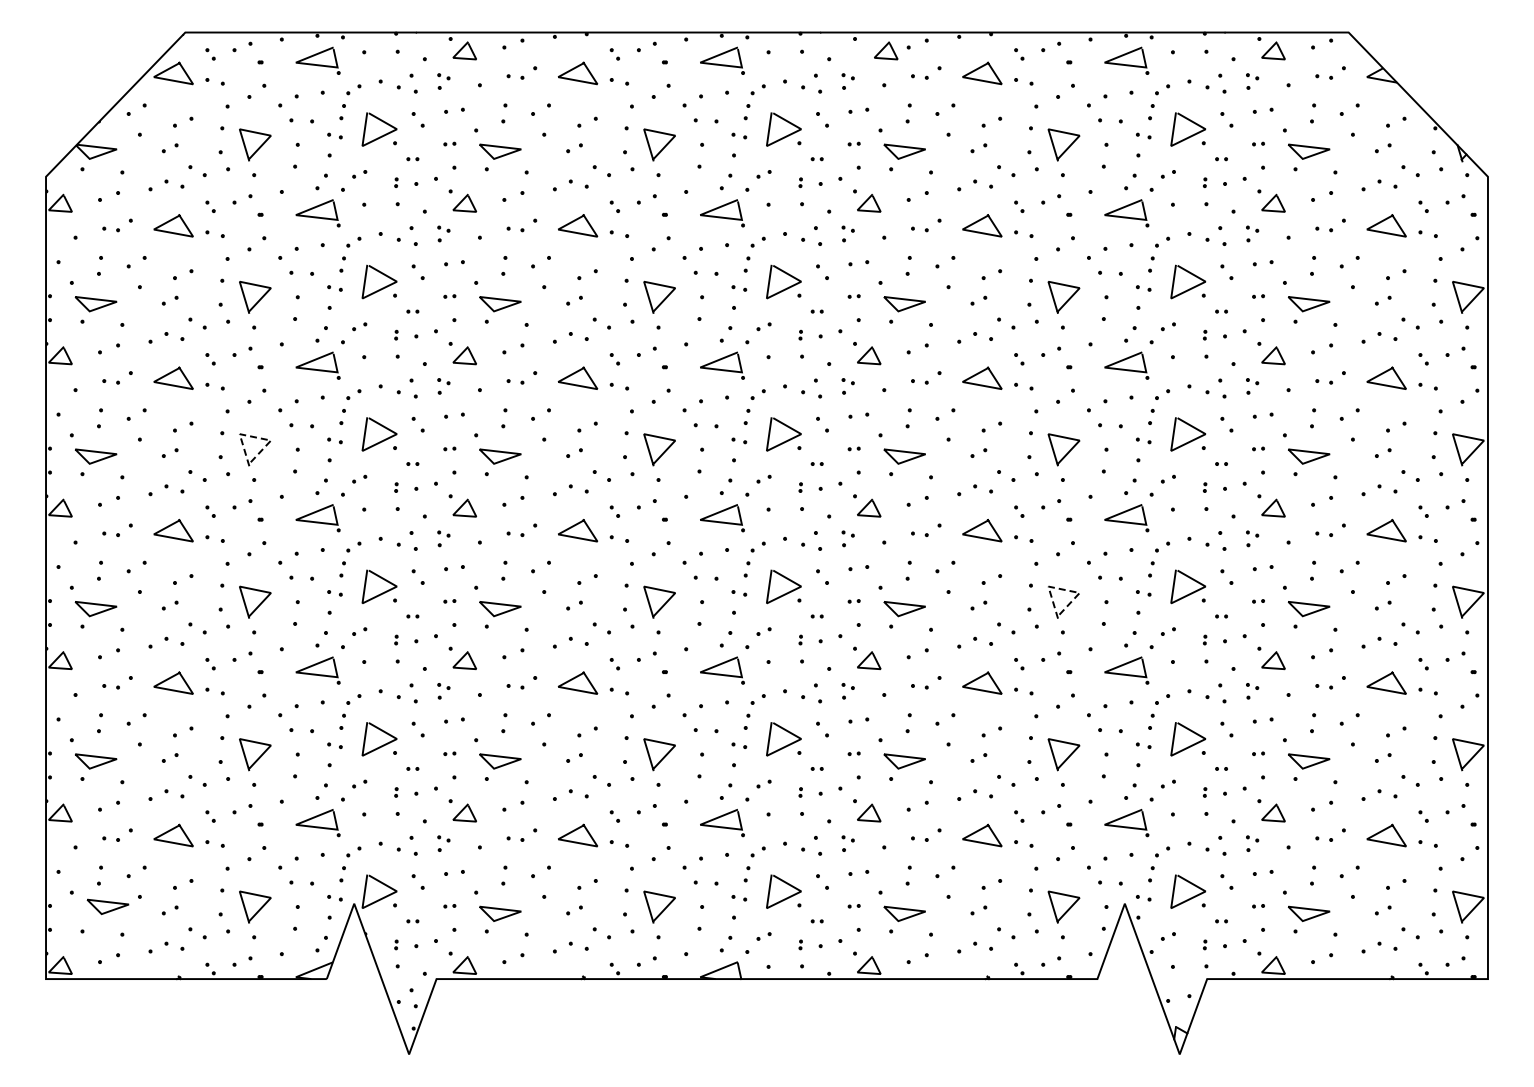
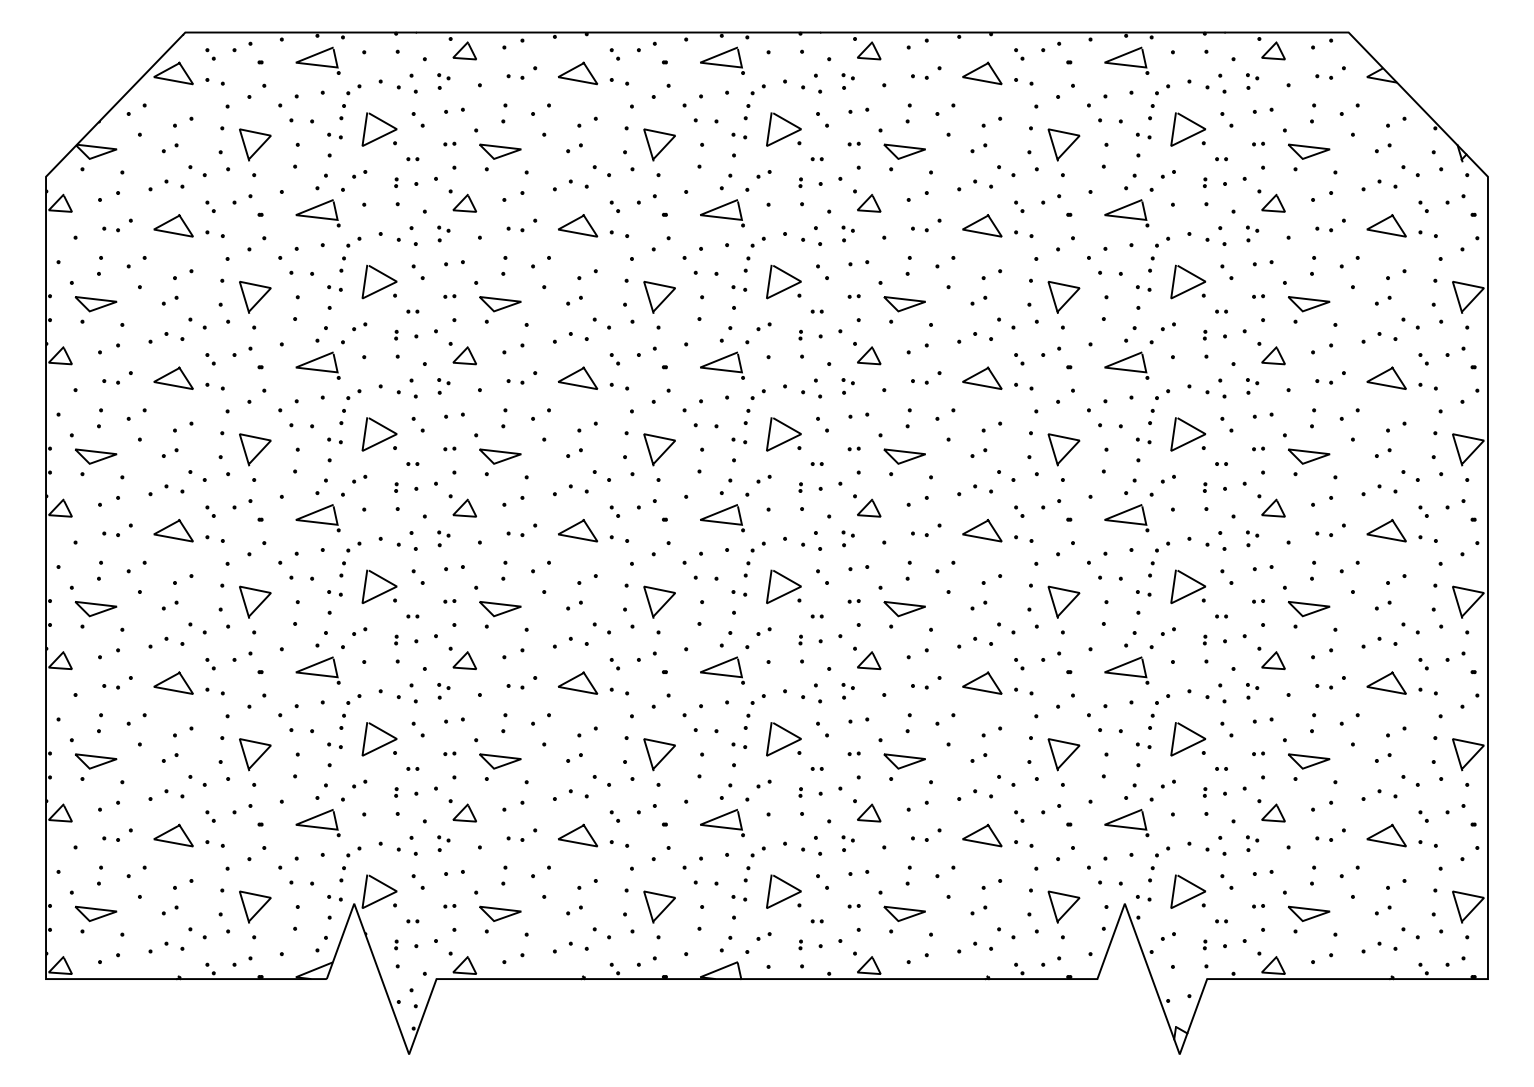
line position: (884, 48) -> (867, 48) (867, 48)
line: dashed -> solid (255, 437)
line: dashed -> solid (1064, 589)
part position: (107, 906) -> (95, 913) (95, 913)
